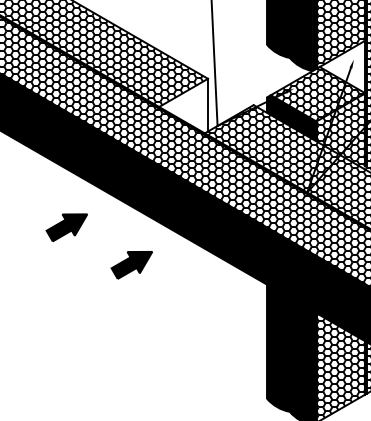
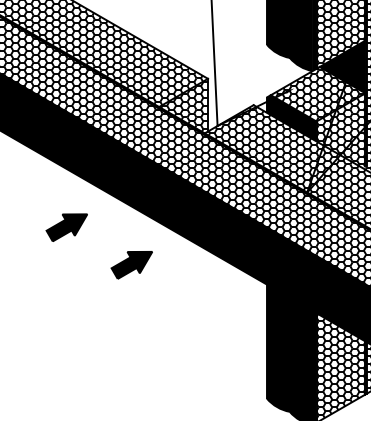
fill: none -> present (342, 66)
hatch: none -> present (184, 106)
